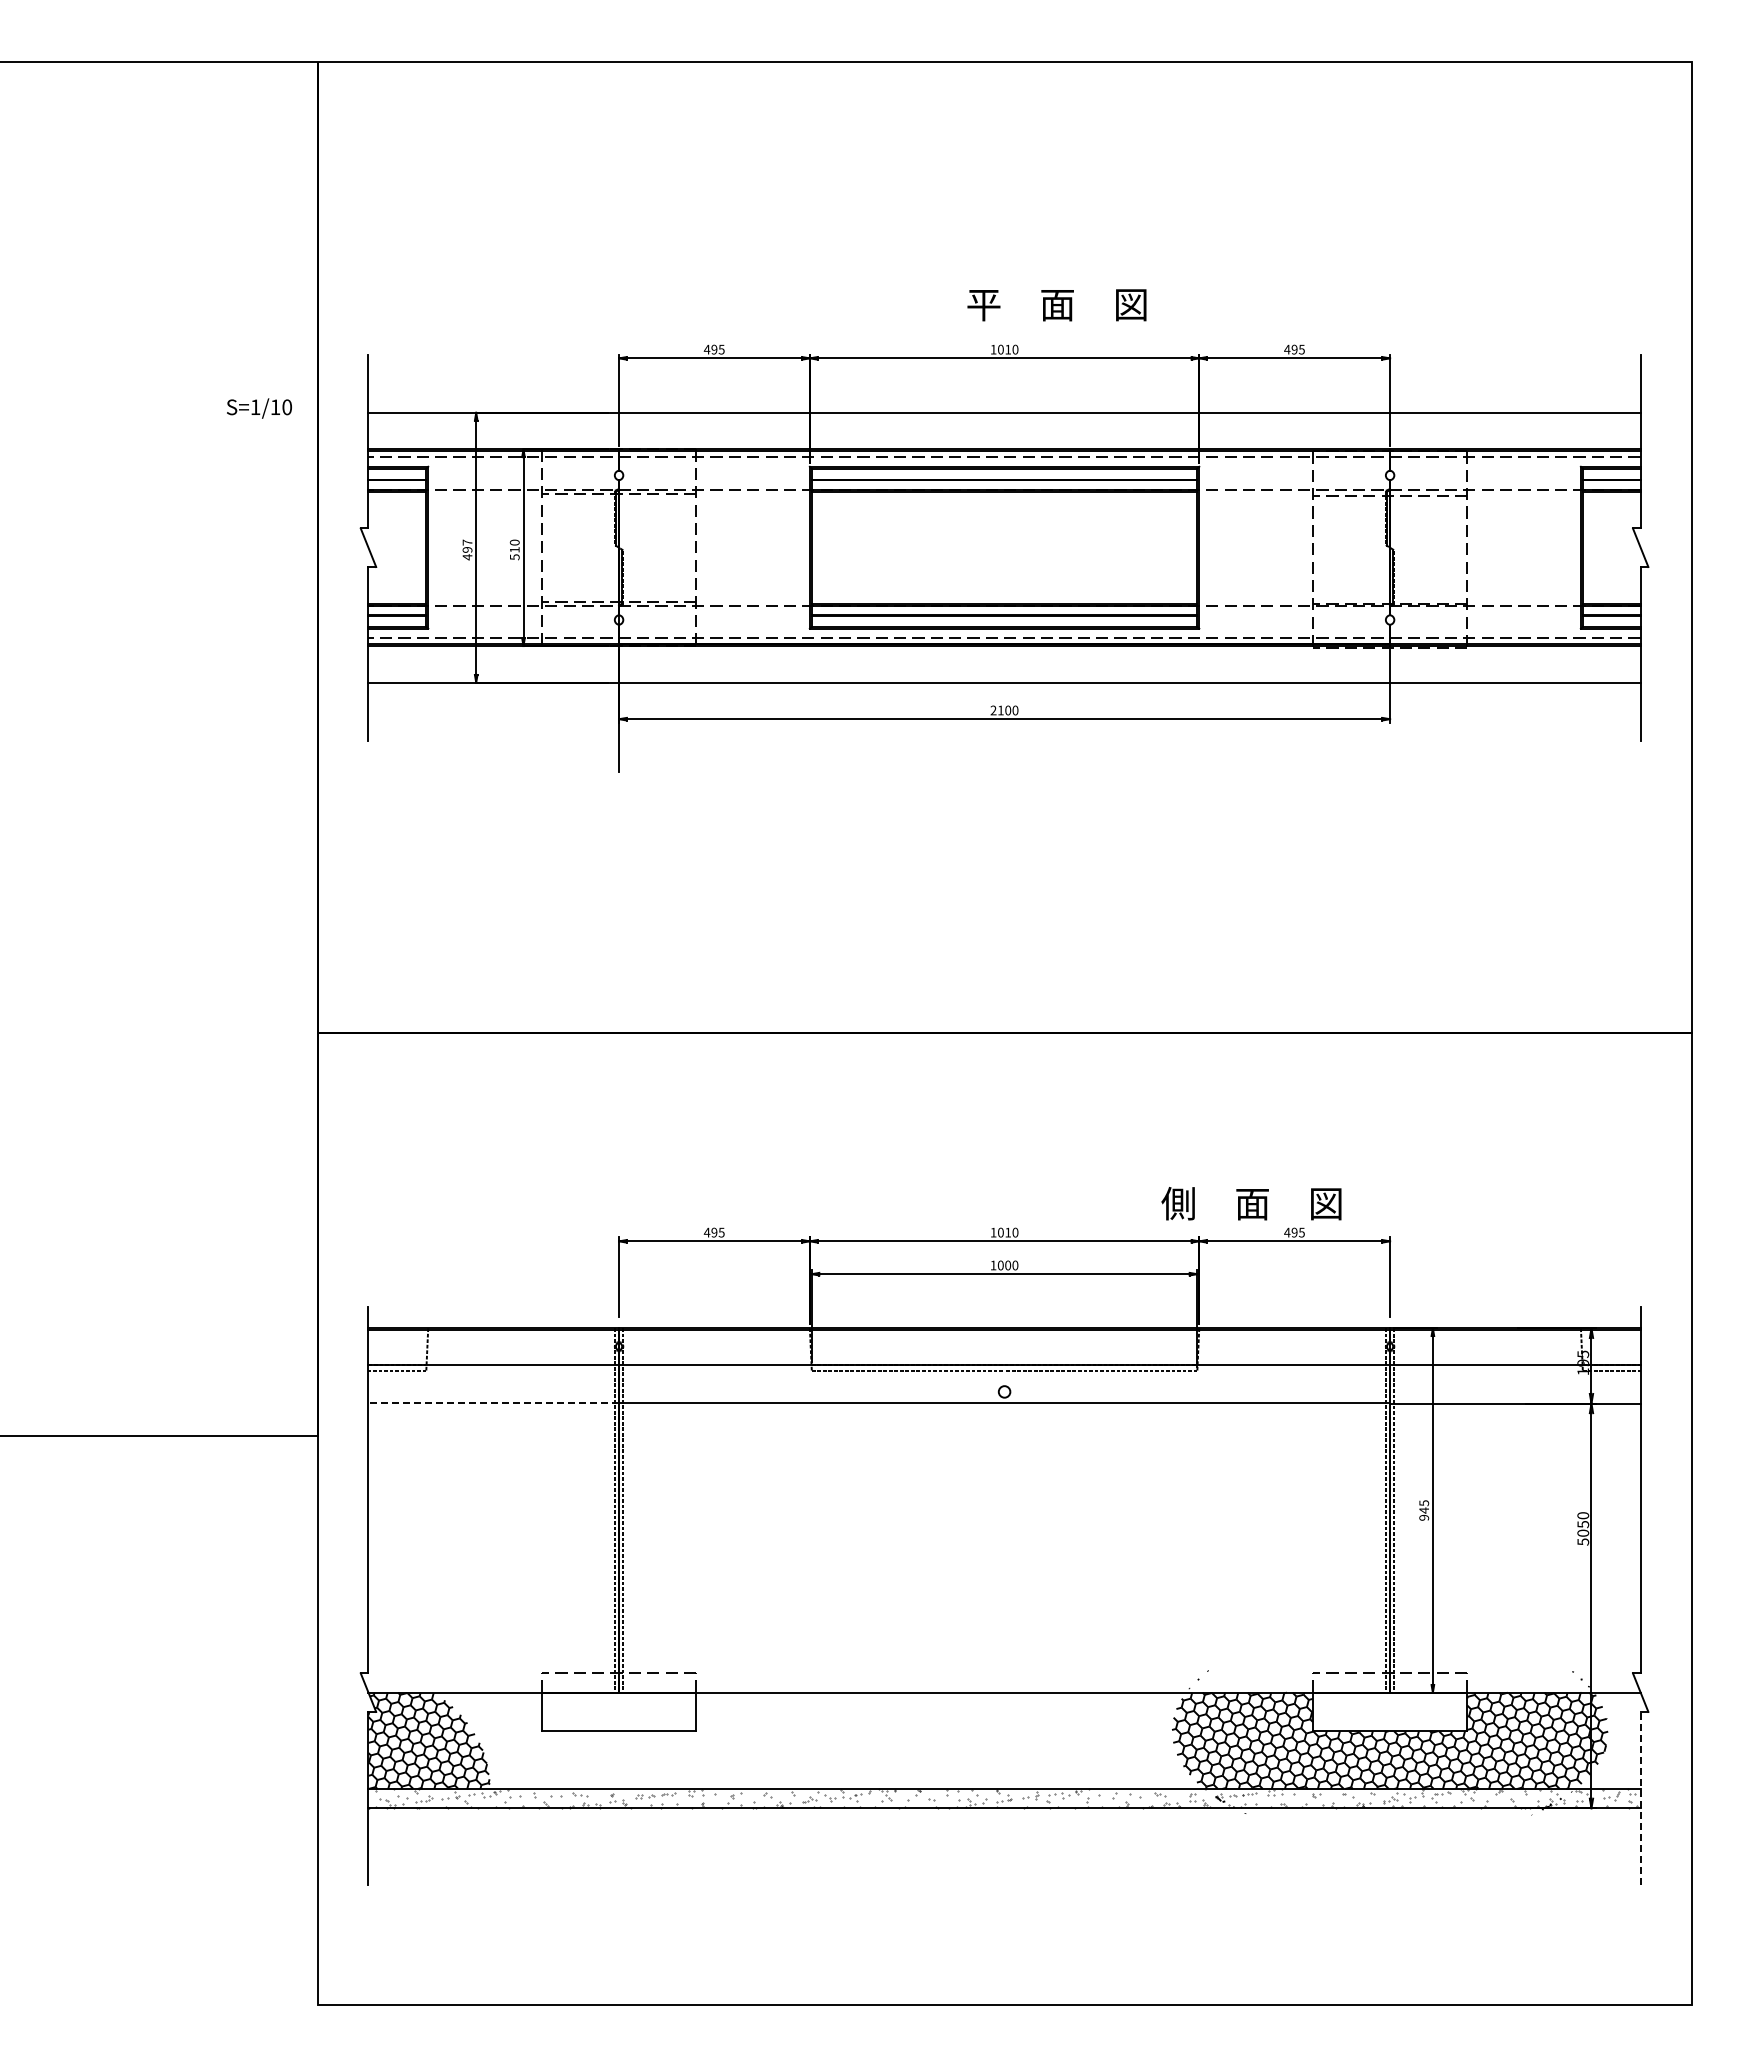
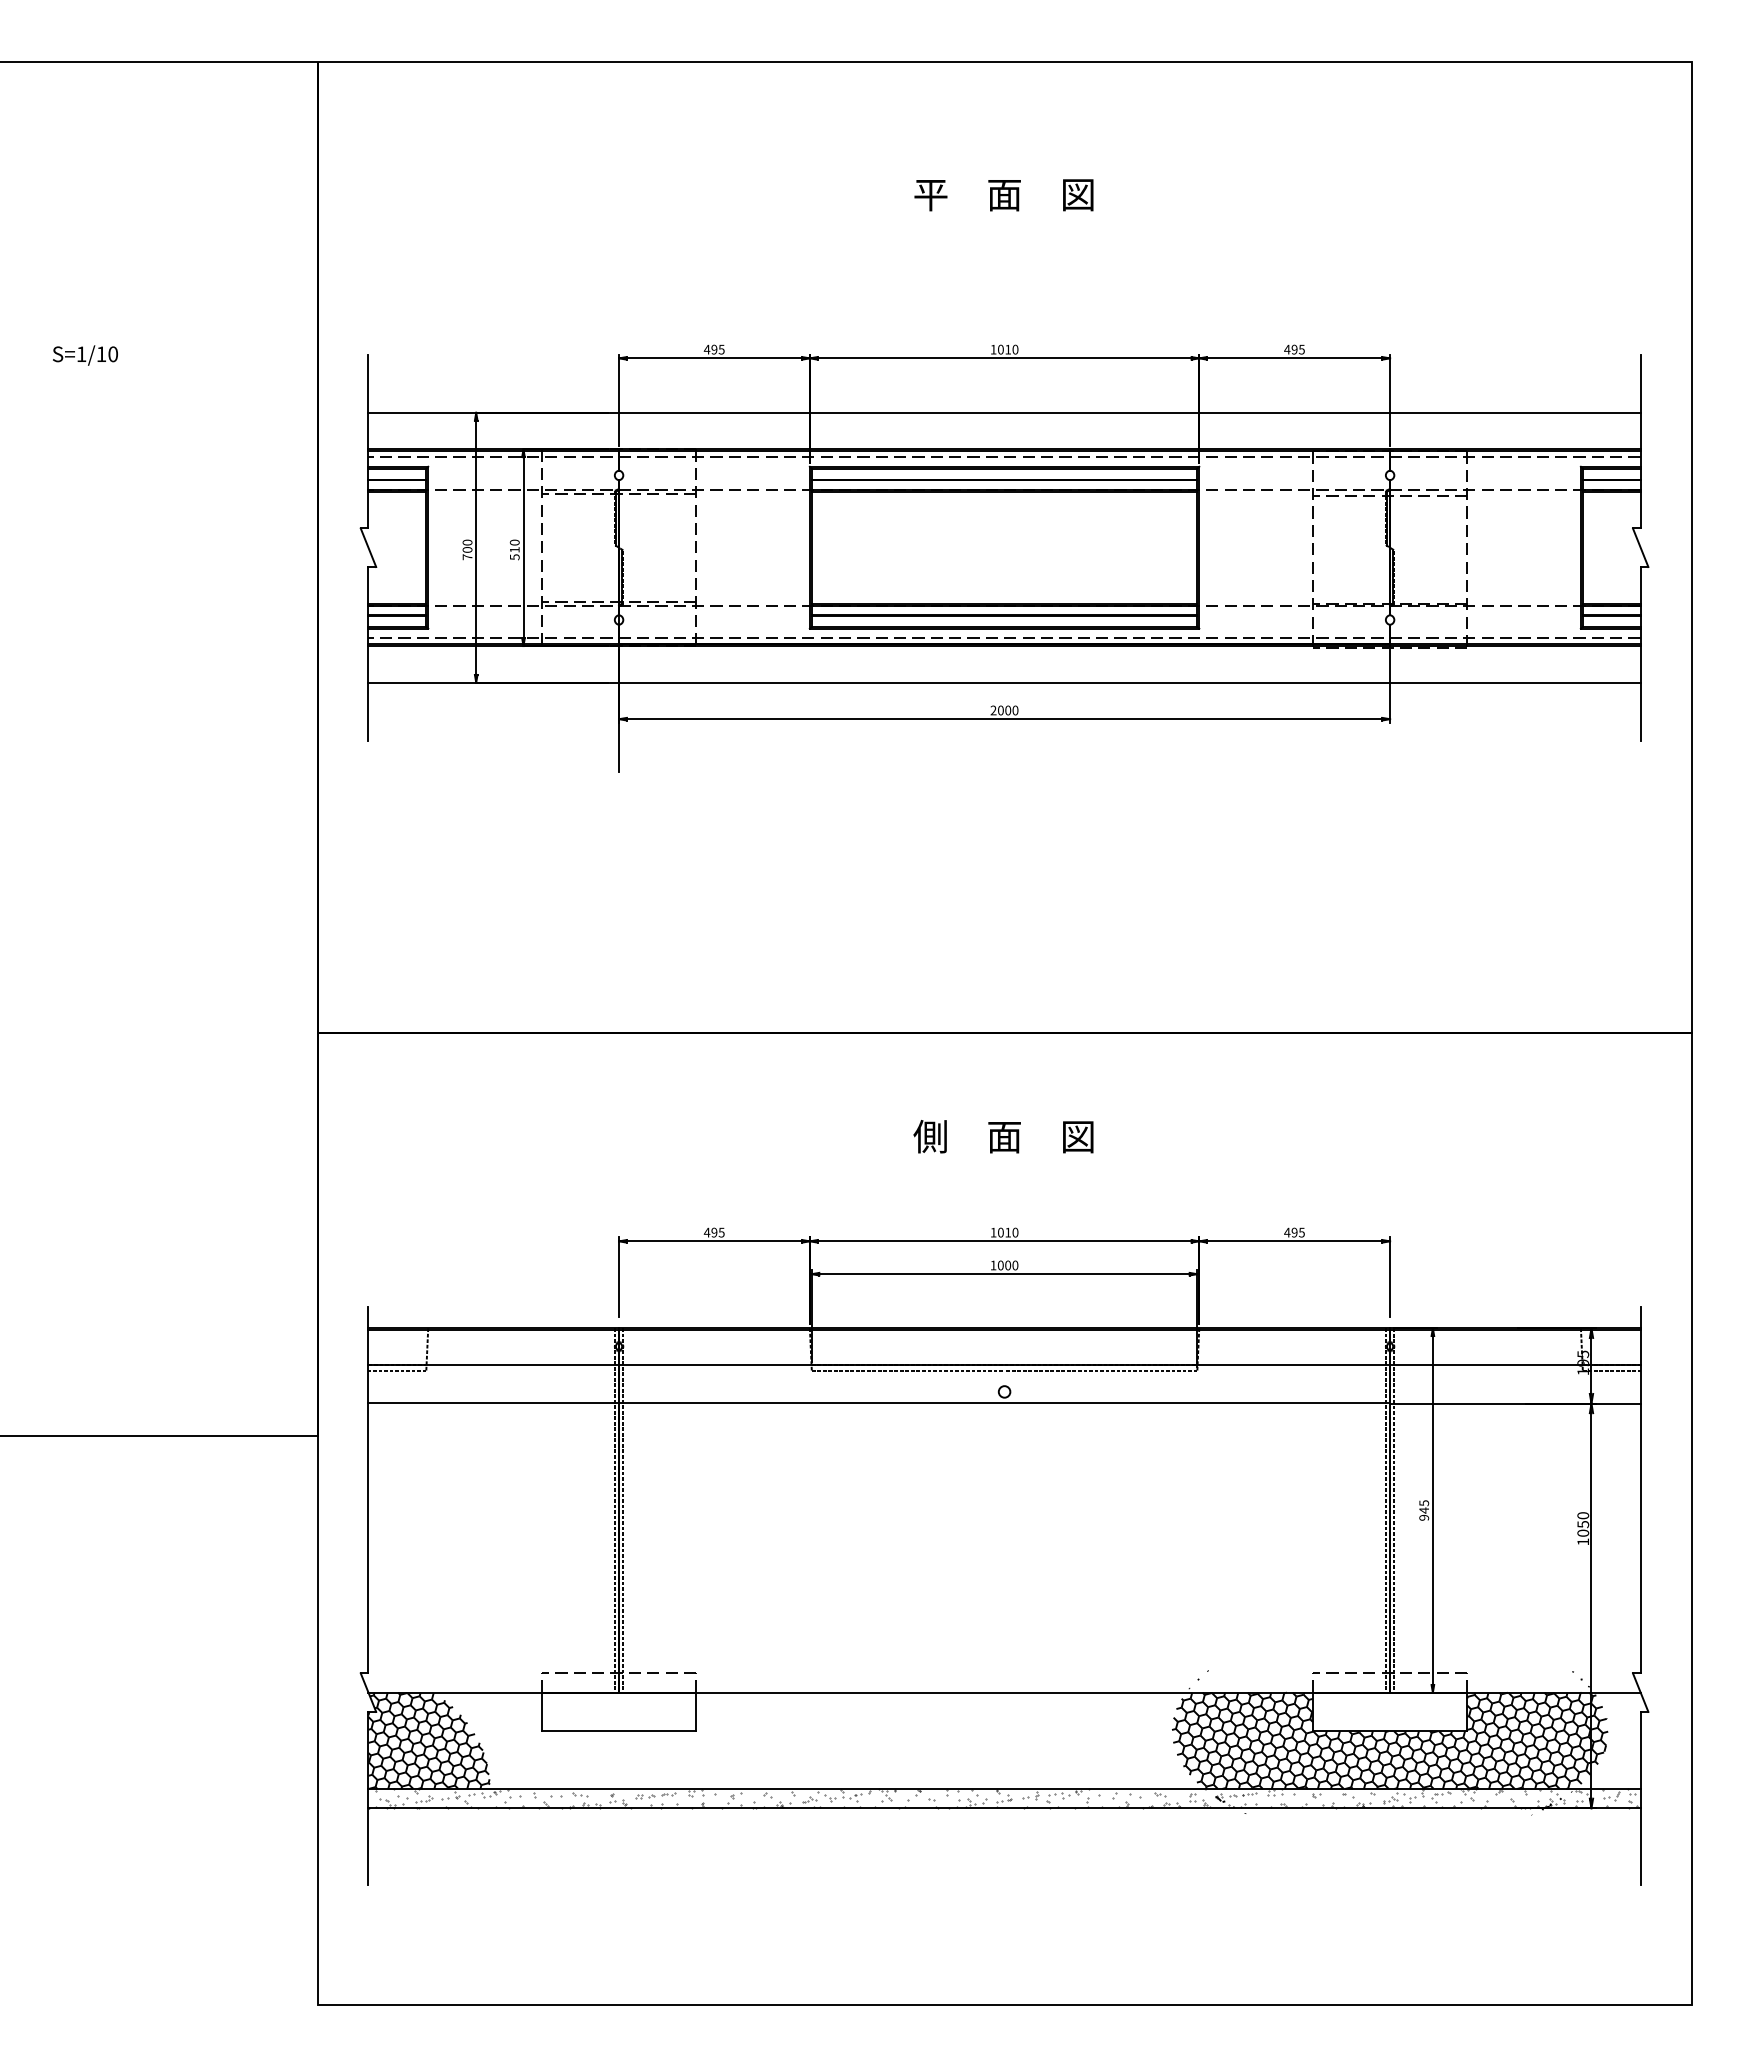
text position: (1056, 305) -> (1003, 195) (1003, 195)
text position: (259, 408) -> (85, 355) (85, 355)
text: 497 -> 700 (467, 549)
text: 2100 -> 2000 (1000, 710)
text position: (1251, 1203) -> (1003, 1136) (1003, 1136)
line: dashed -> solid (493, 1403)
text: 5050 -> 1050 (1583, 1541)
line: dashed -> solid (1640, 1798)
